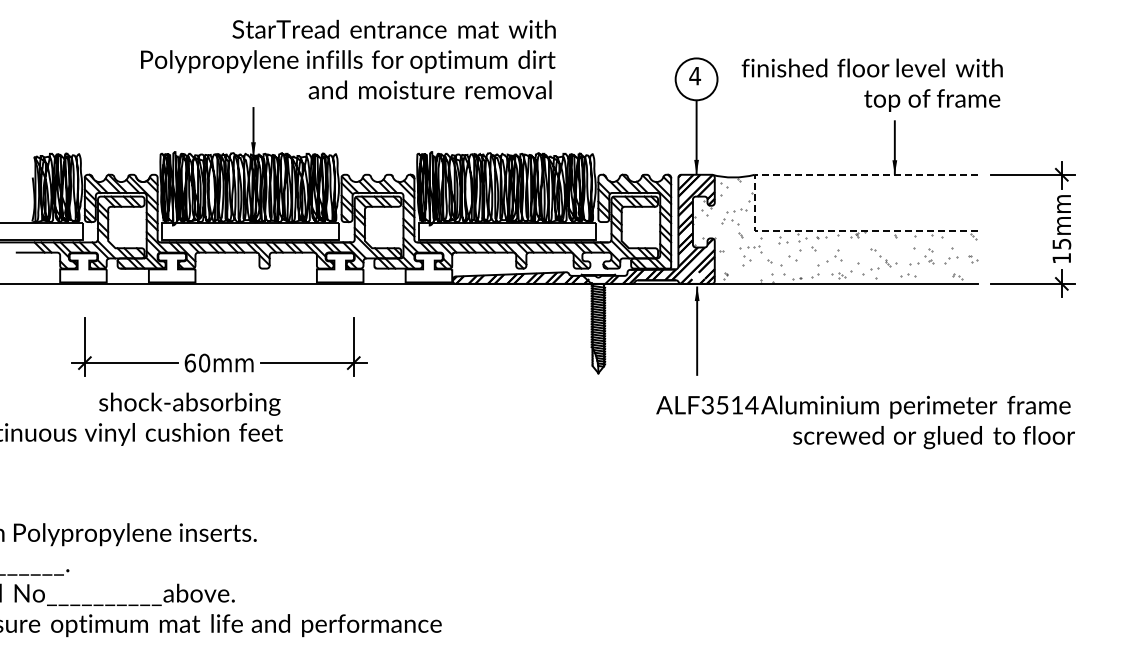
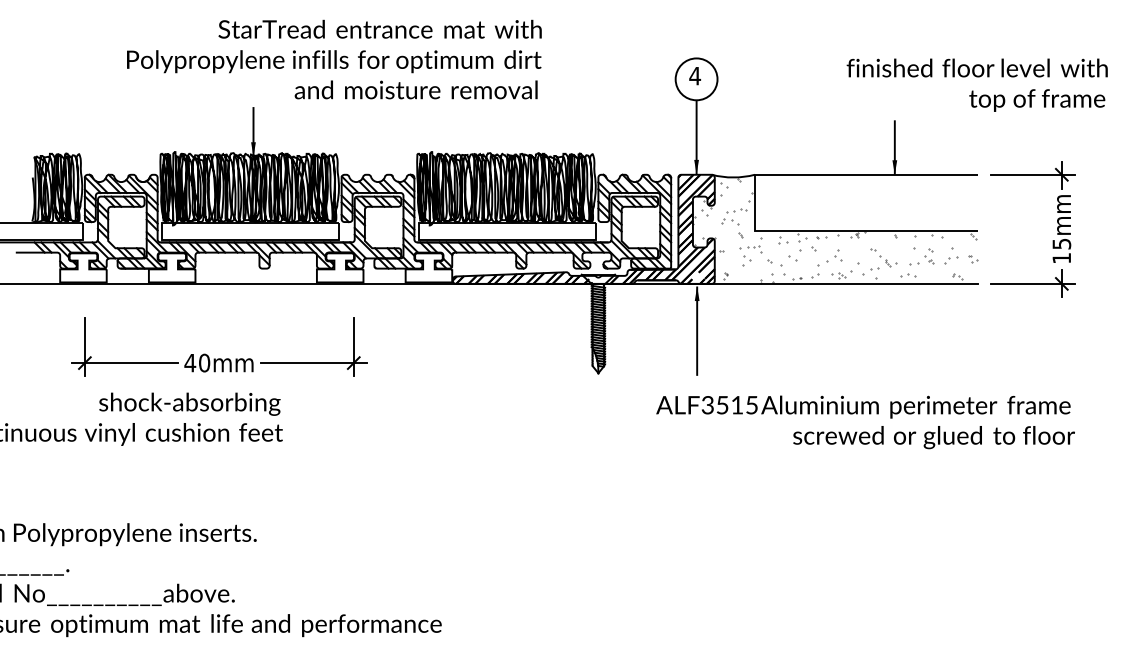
text position: (348, 59) -> (334, 59) (334, 59)
text position: (871, 84) -> (976, 84) (976, 84)
line: dashed -> solid (754, 202)
text: 60mm -> 40mm (190, 362)
text: ALF3514 -> ALF3515 (751, 405)
